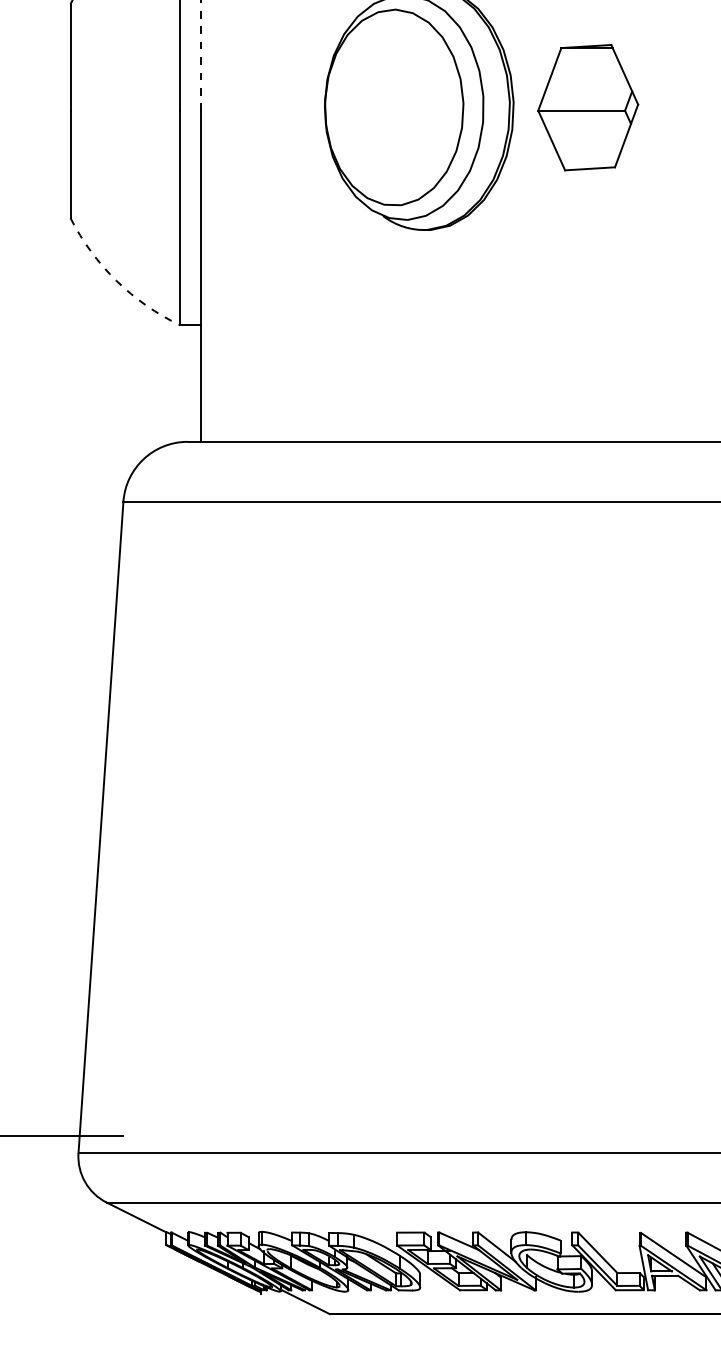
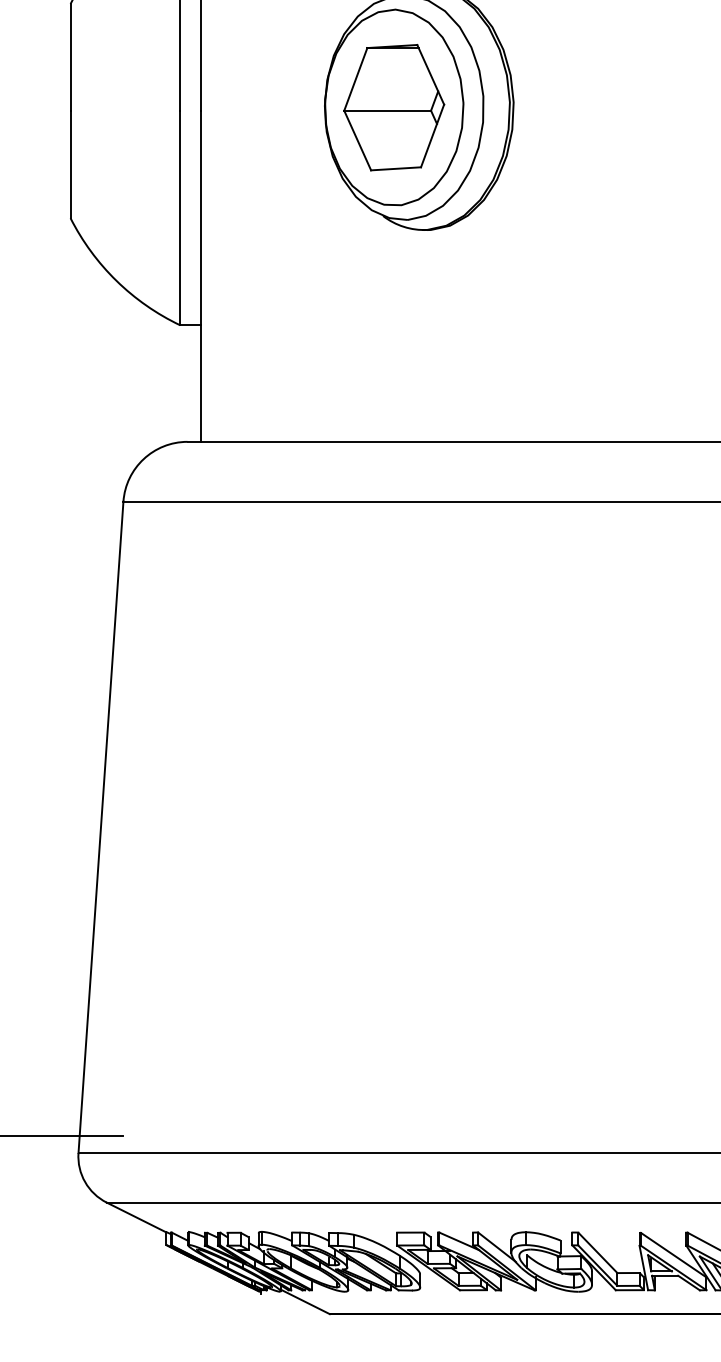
line: dashed -> solid (200, 55)
part position: (588, 107) -> (394, 107) (394, 107)
arc: dashed -> solid (116, 280)
